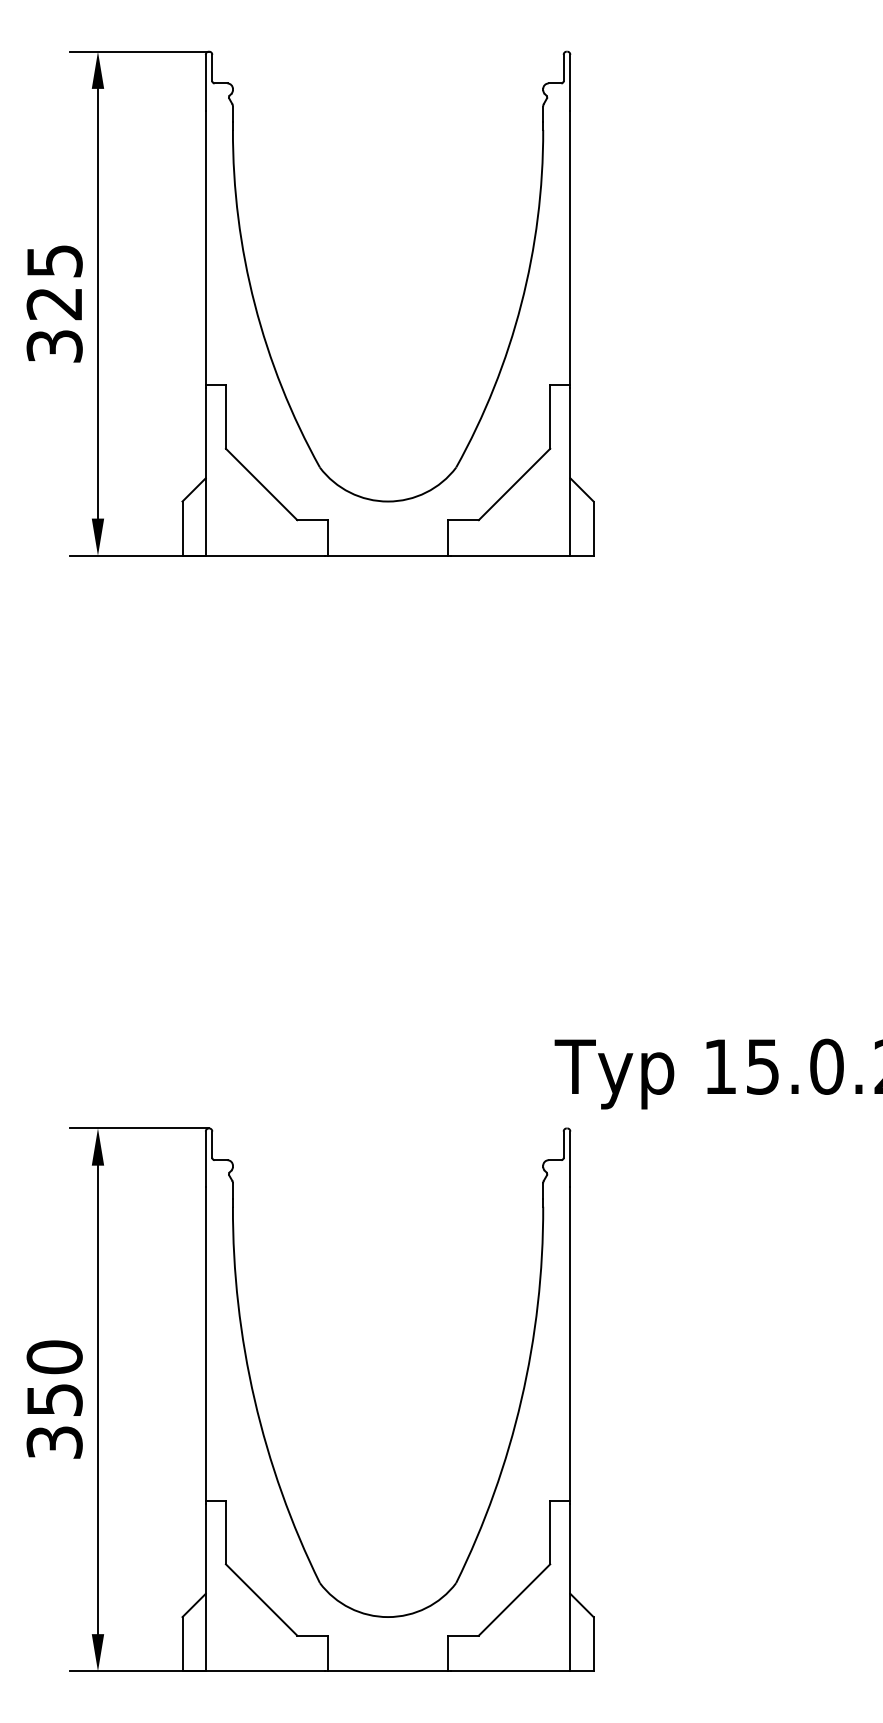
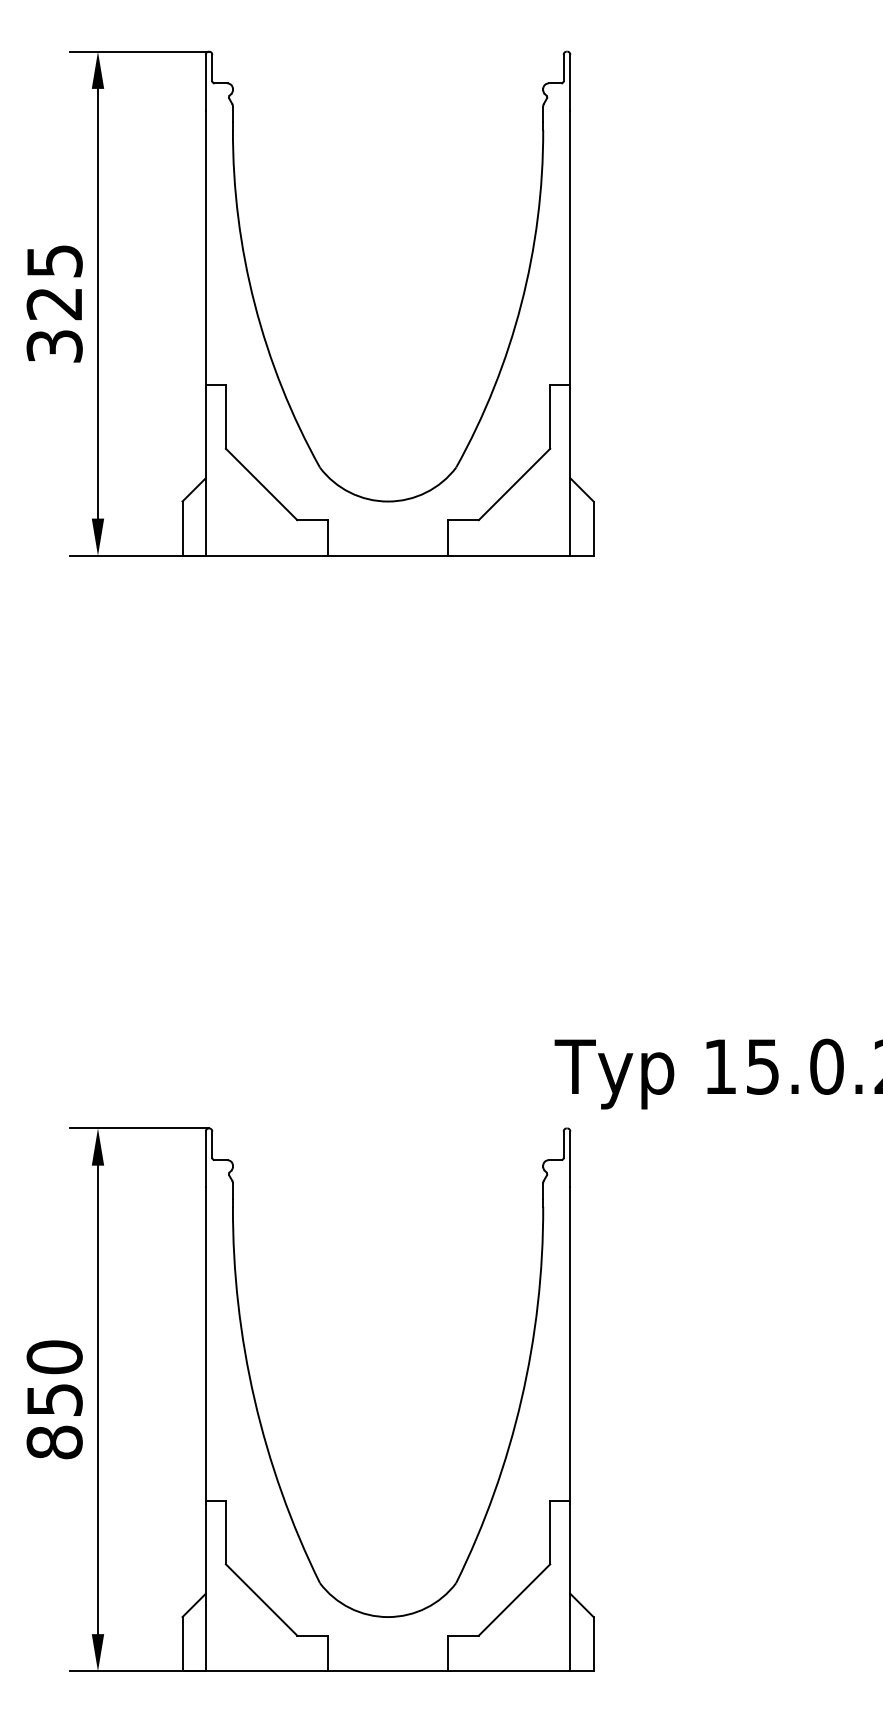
text: 350 -> 850 (54, 1442)
